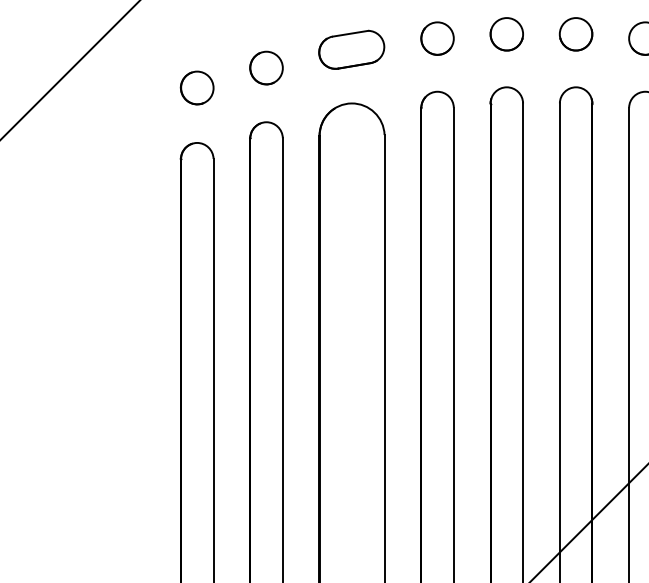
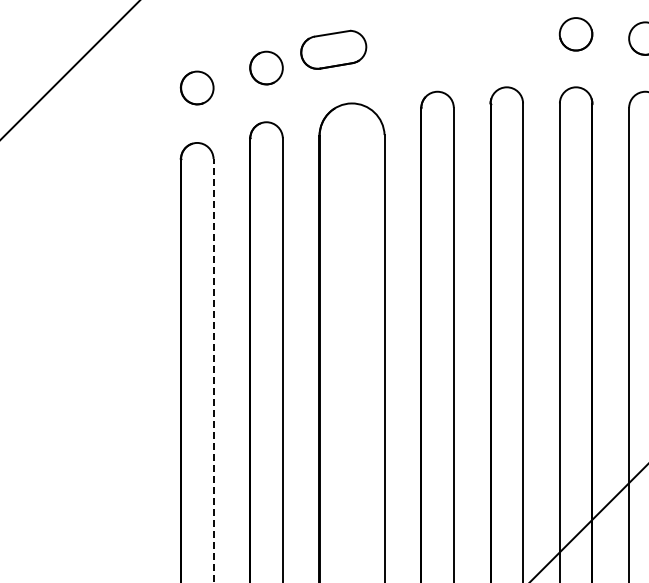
part: present -> none (506, 34)
part: present -> none (437, 38)
part position: (351, 49) -> (333, 49) (333, 49)
line: solid -> dashed (213, 370)
